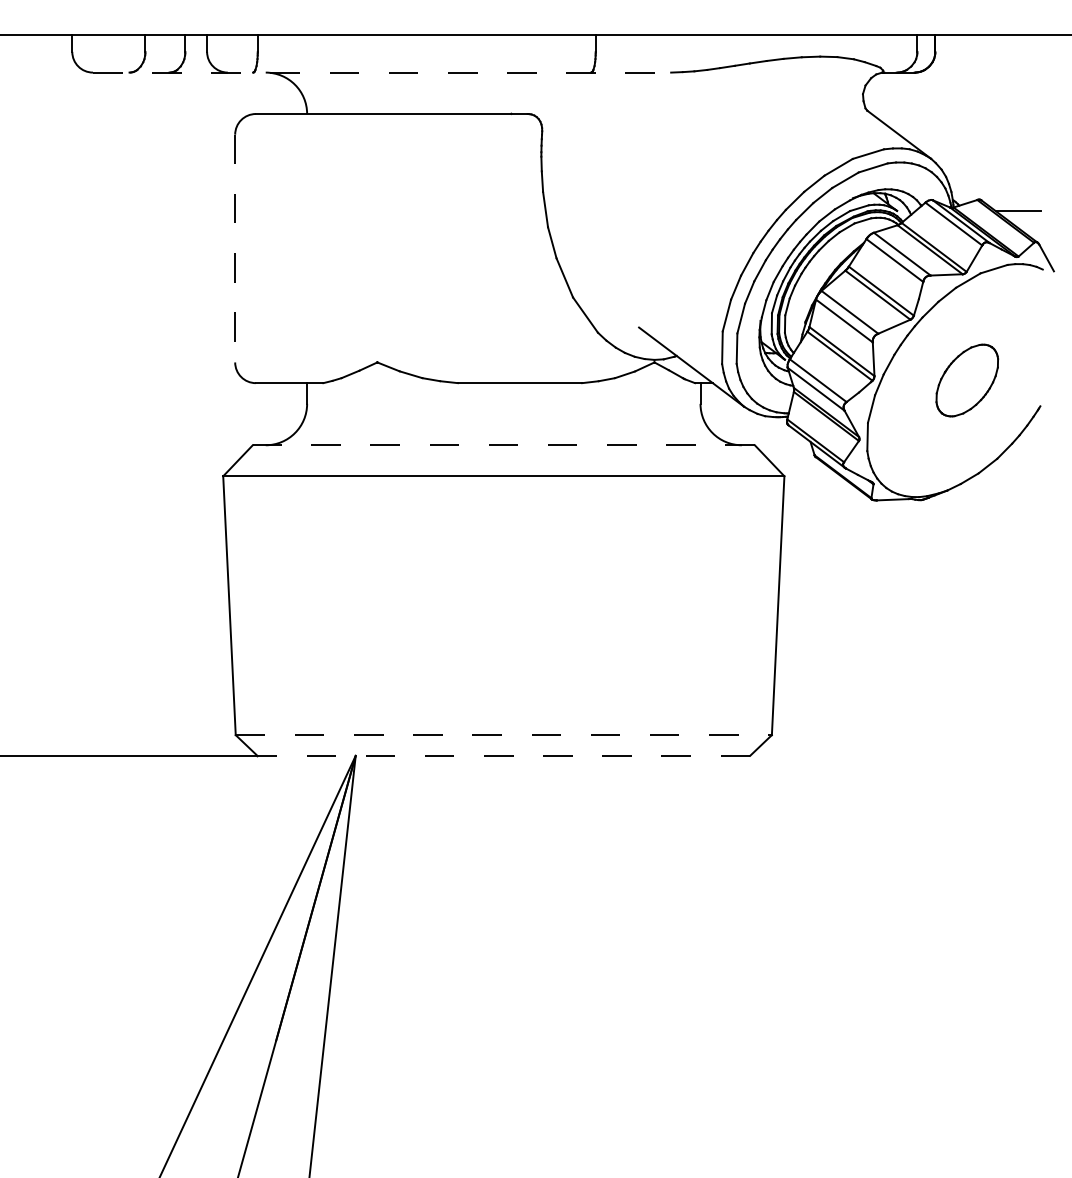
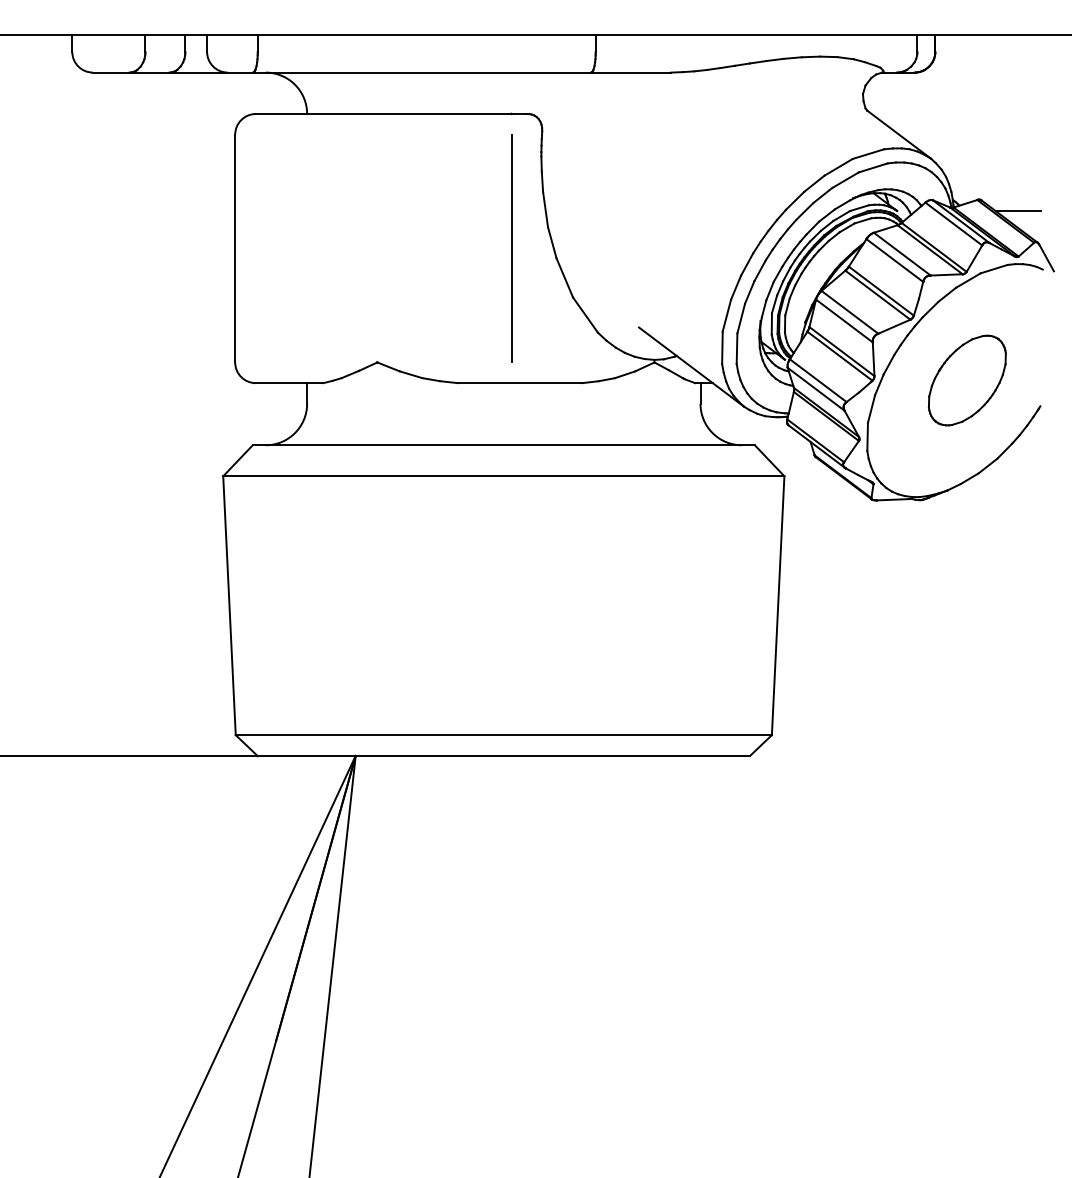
line: dashed -> solid (382, 72)
line: dashed -> solid (235, 248)
line: none -> present (512, 248)
part size: 65x75 px -> 80x93 px (966, 380)
line: dashed -> solid (503, 445)
line: dashed -> solid (504, 735)
line: dashed -> solid (503, 755)
